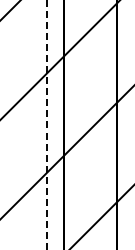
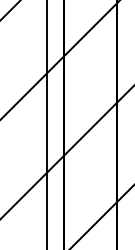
line: dashed -> solid (47, 125)
